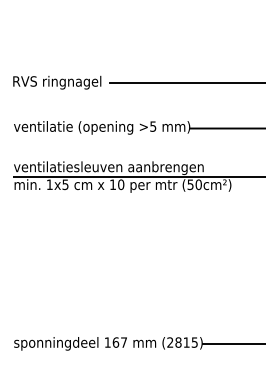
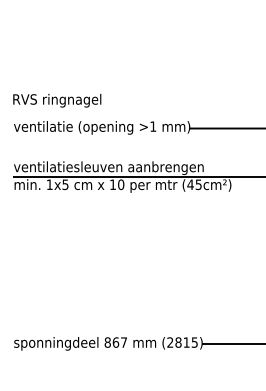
text position: (57, 82) -> (57, 100) (57, 100)
line: present -> none (185, 82)
text: >5 -> >1 (153, 126)
text: (50cm²) -> (45cm²) (194, 184)
text: 167 -> 867 (107, 342)
